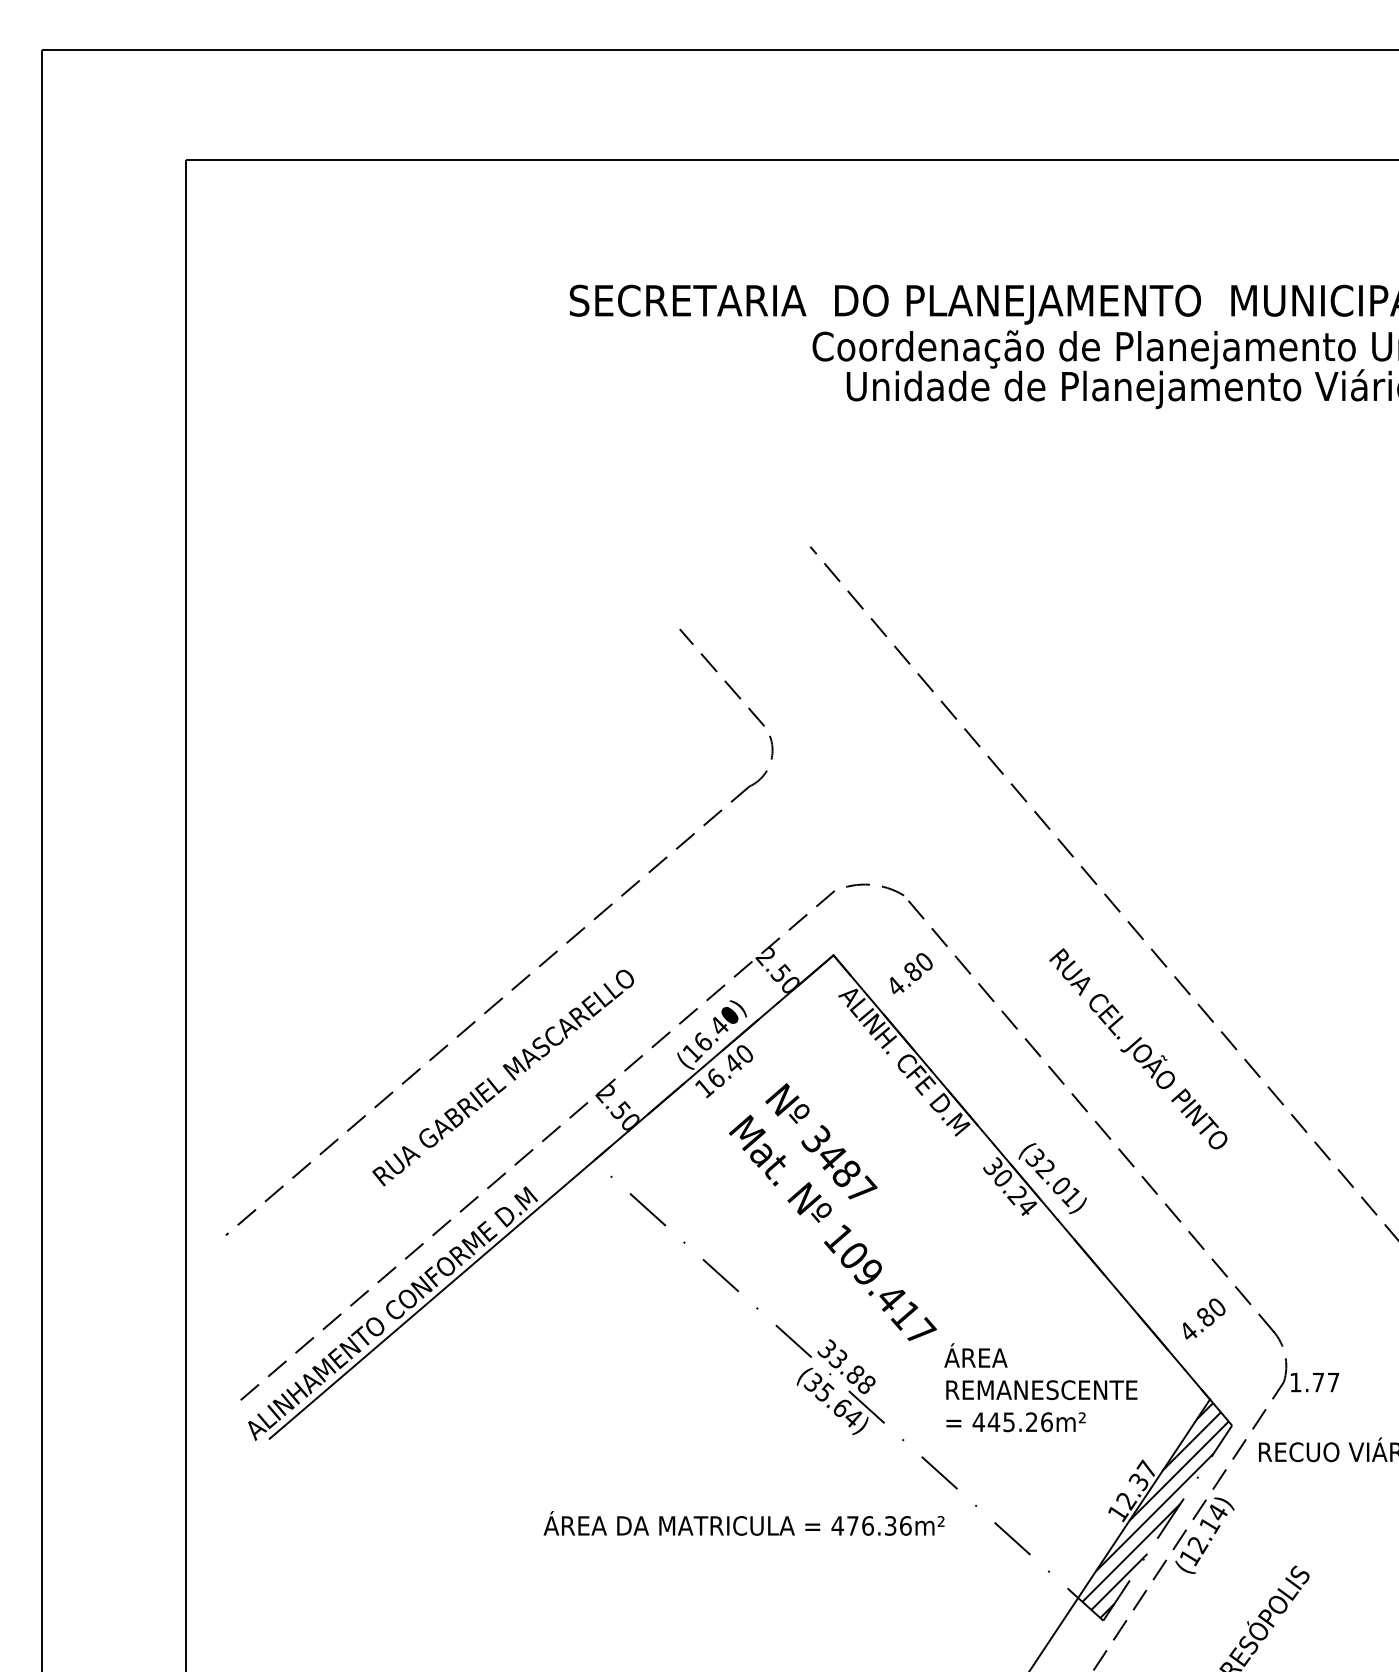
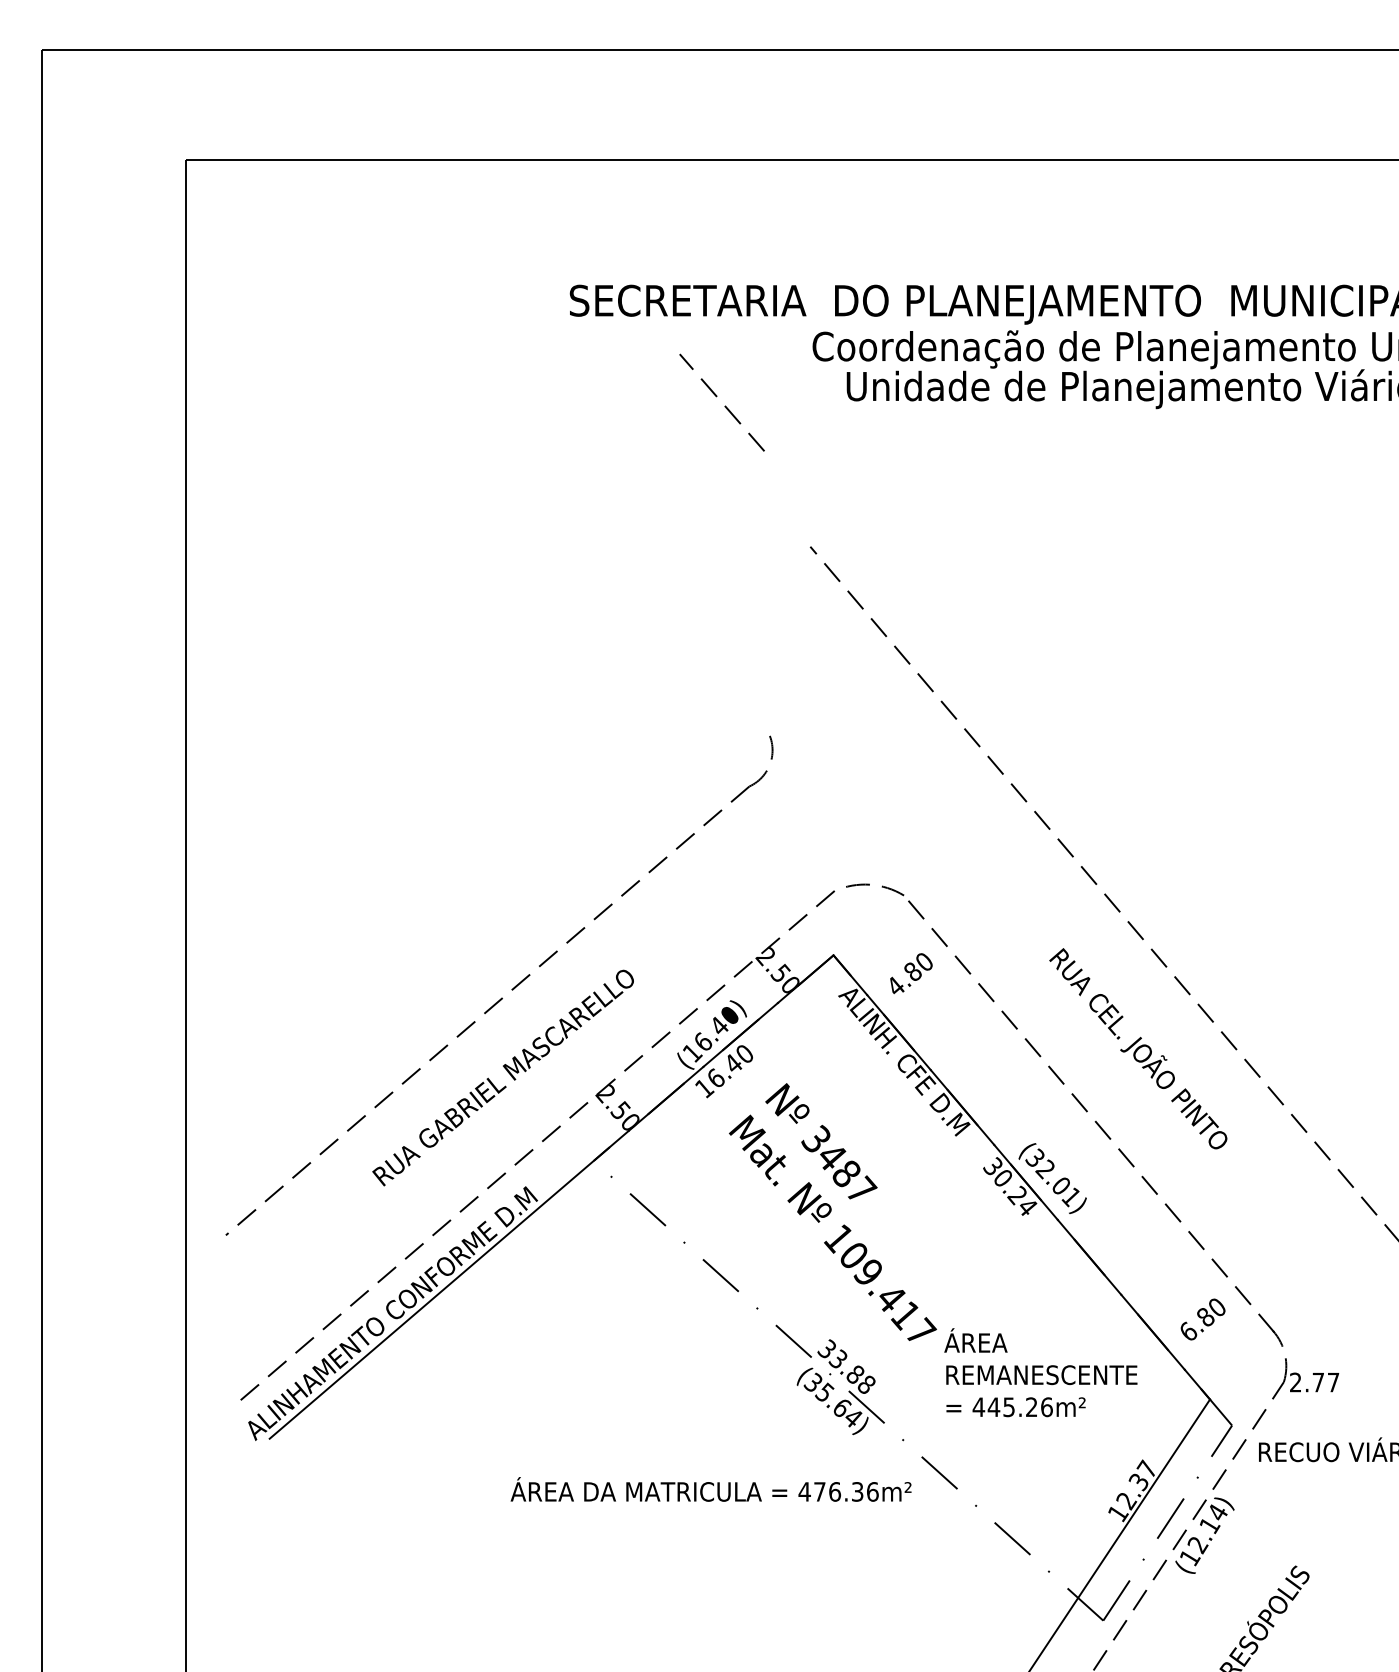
line position: (725, 680) -> (725, 405) (725, 405)
text: 4.80 -> 6.80 (1188, 1330)
text: 1.77 -> 2.77 (1295, 1382)
text position: (1040, 1387) -> (1040, 1372) (1040, 1372)
hatch: present -> none (1155, 1510)
text position: (743, 1523) -> (710, 1489) (710, 1489)
